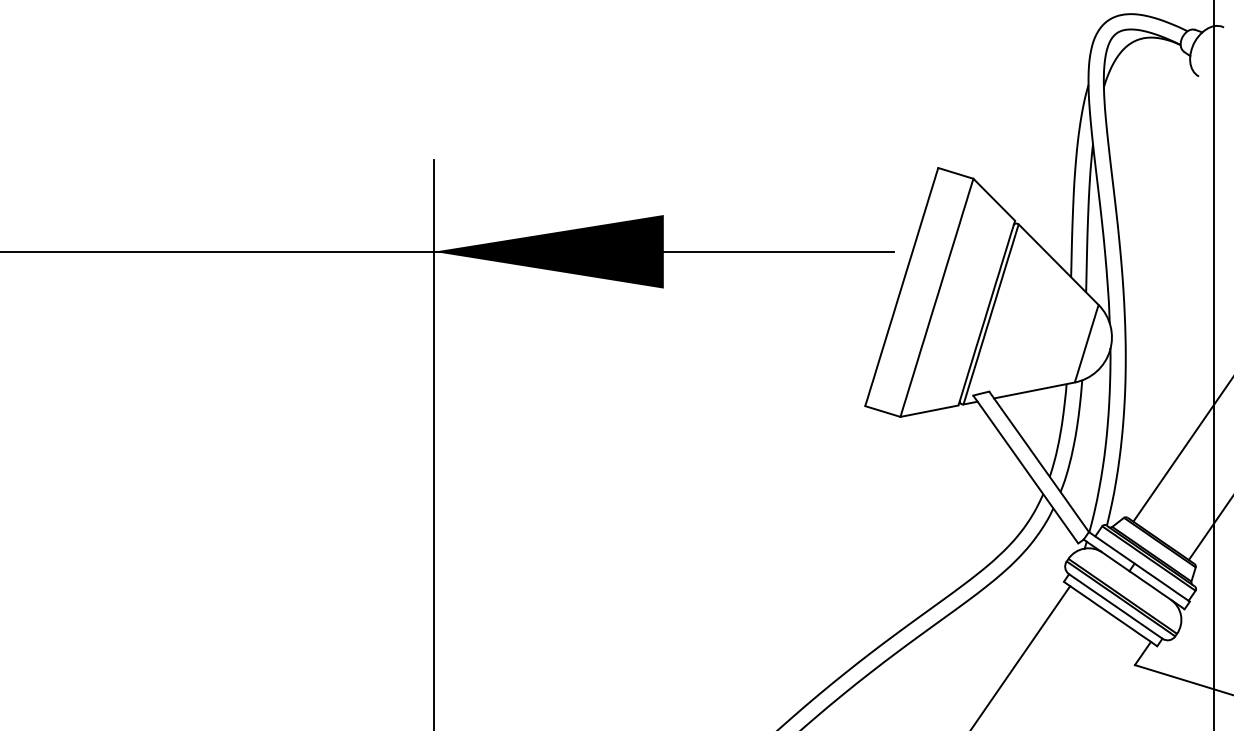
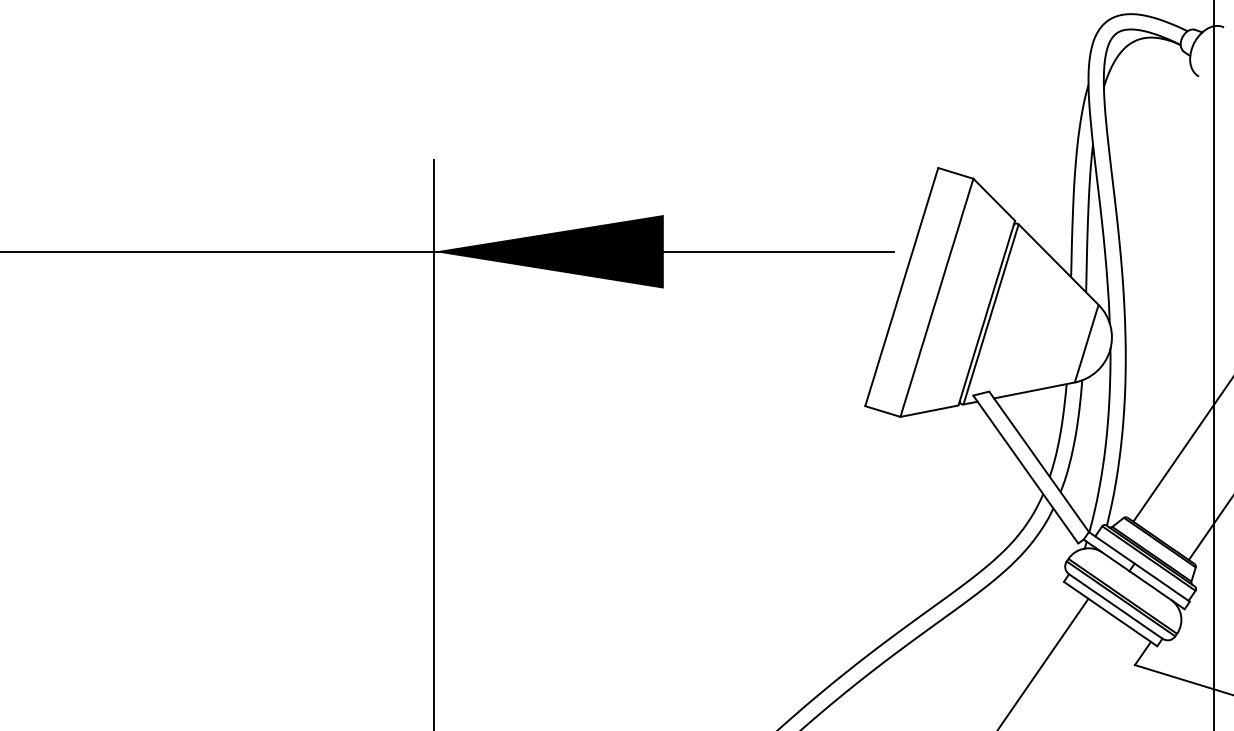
line position: (1021, 656) -> (1043, 663) (1043, 663)
